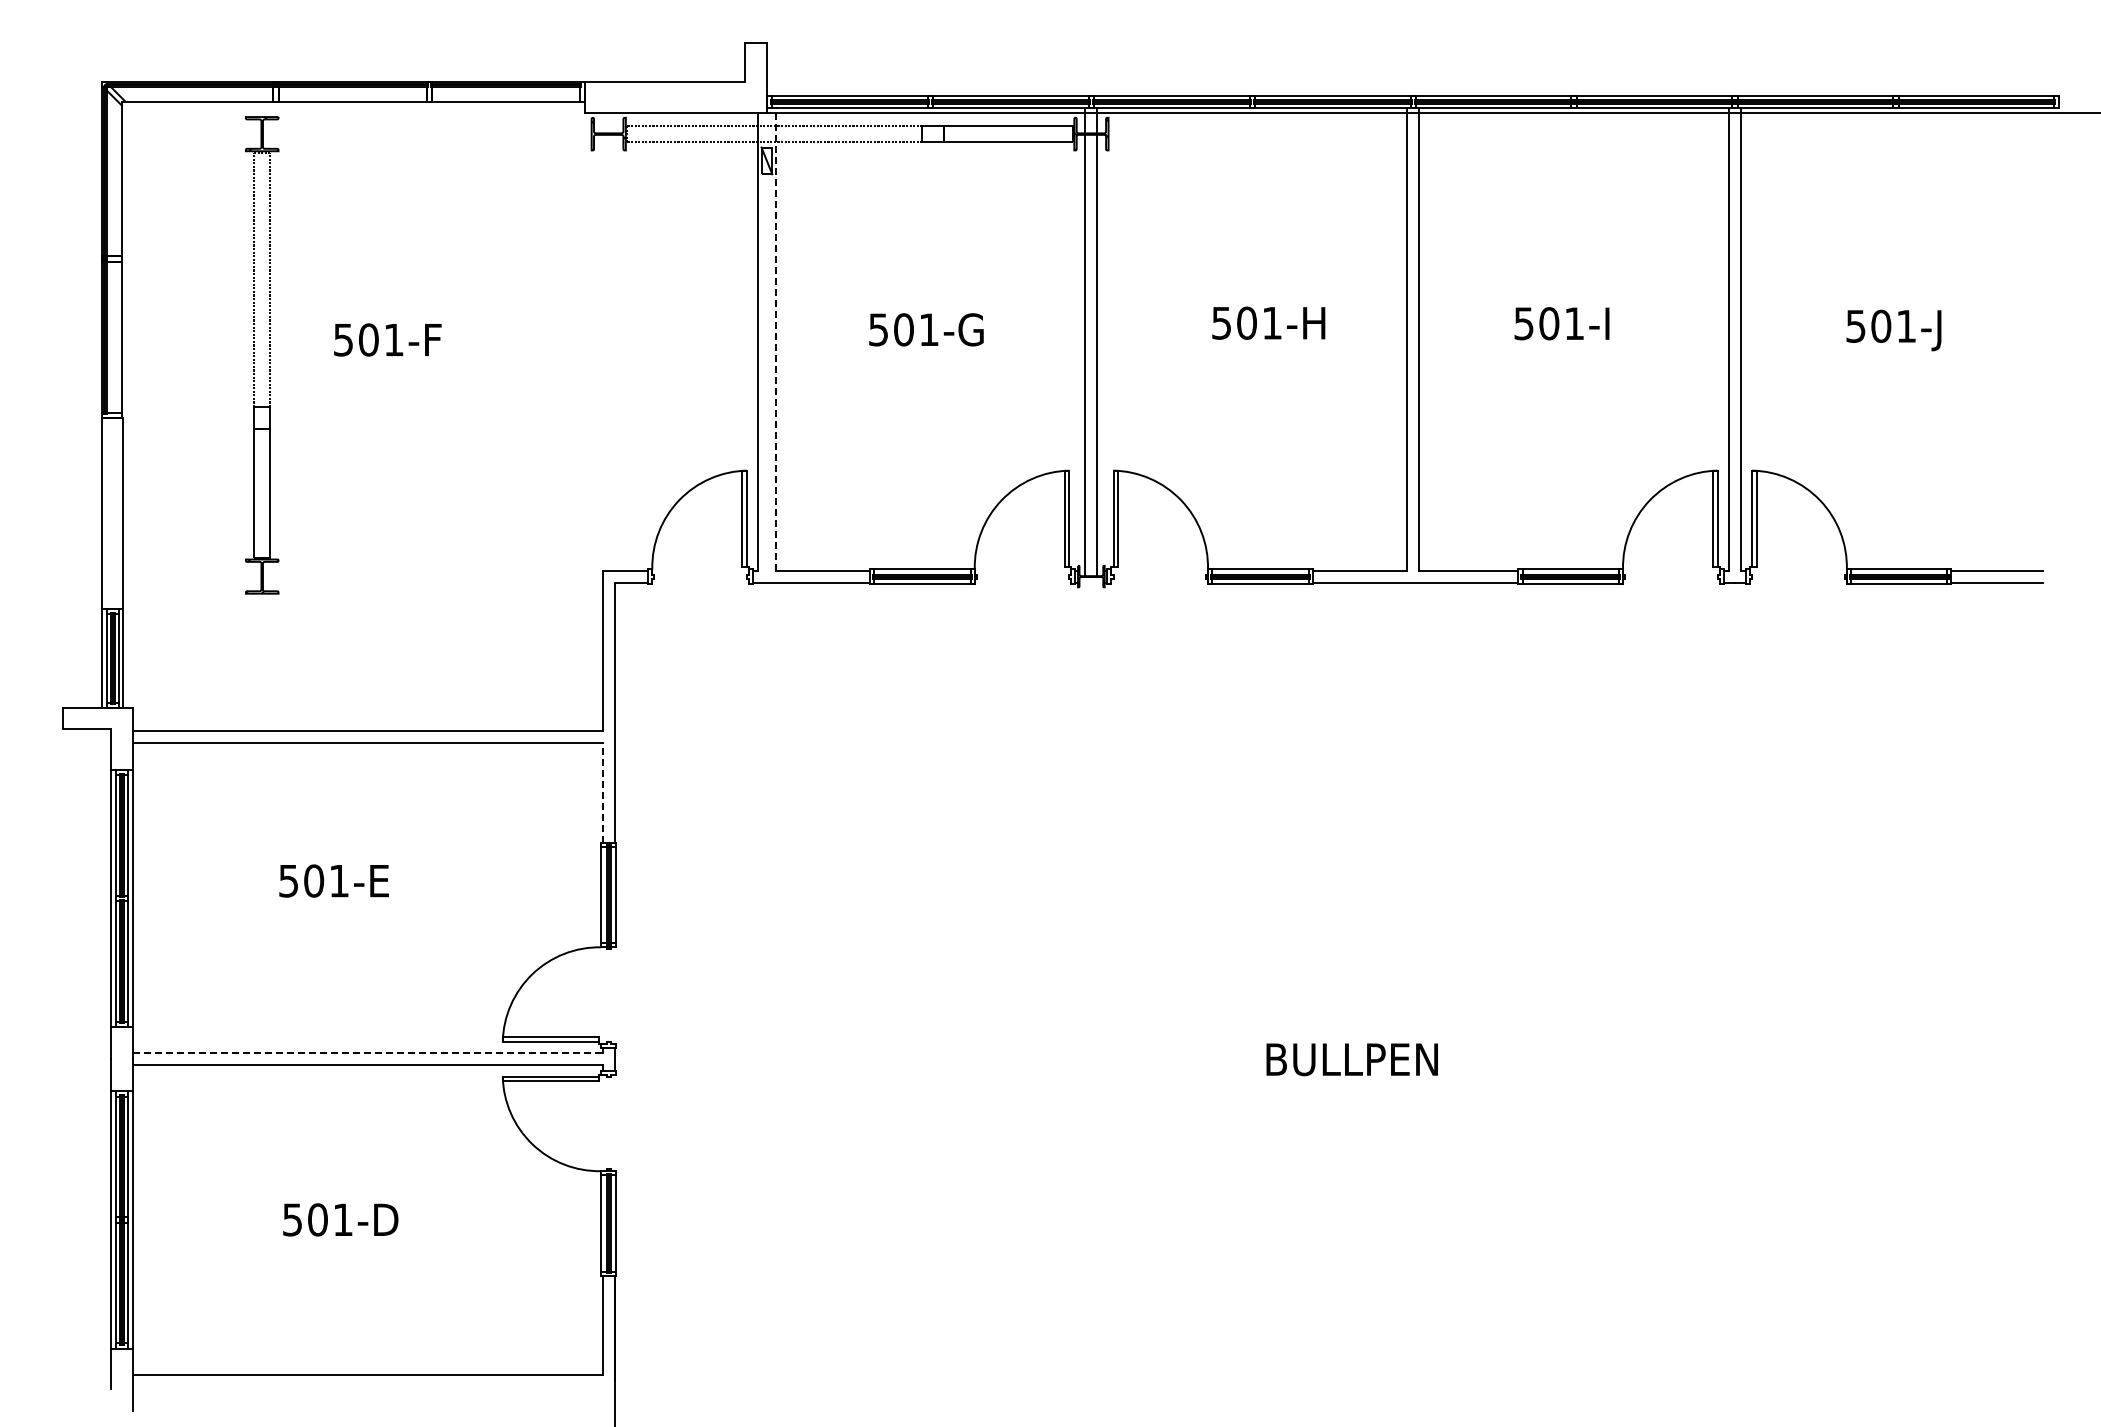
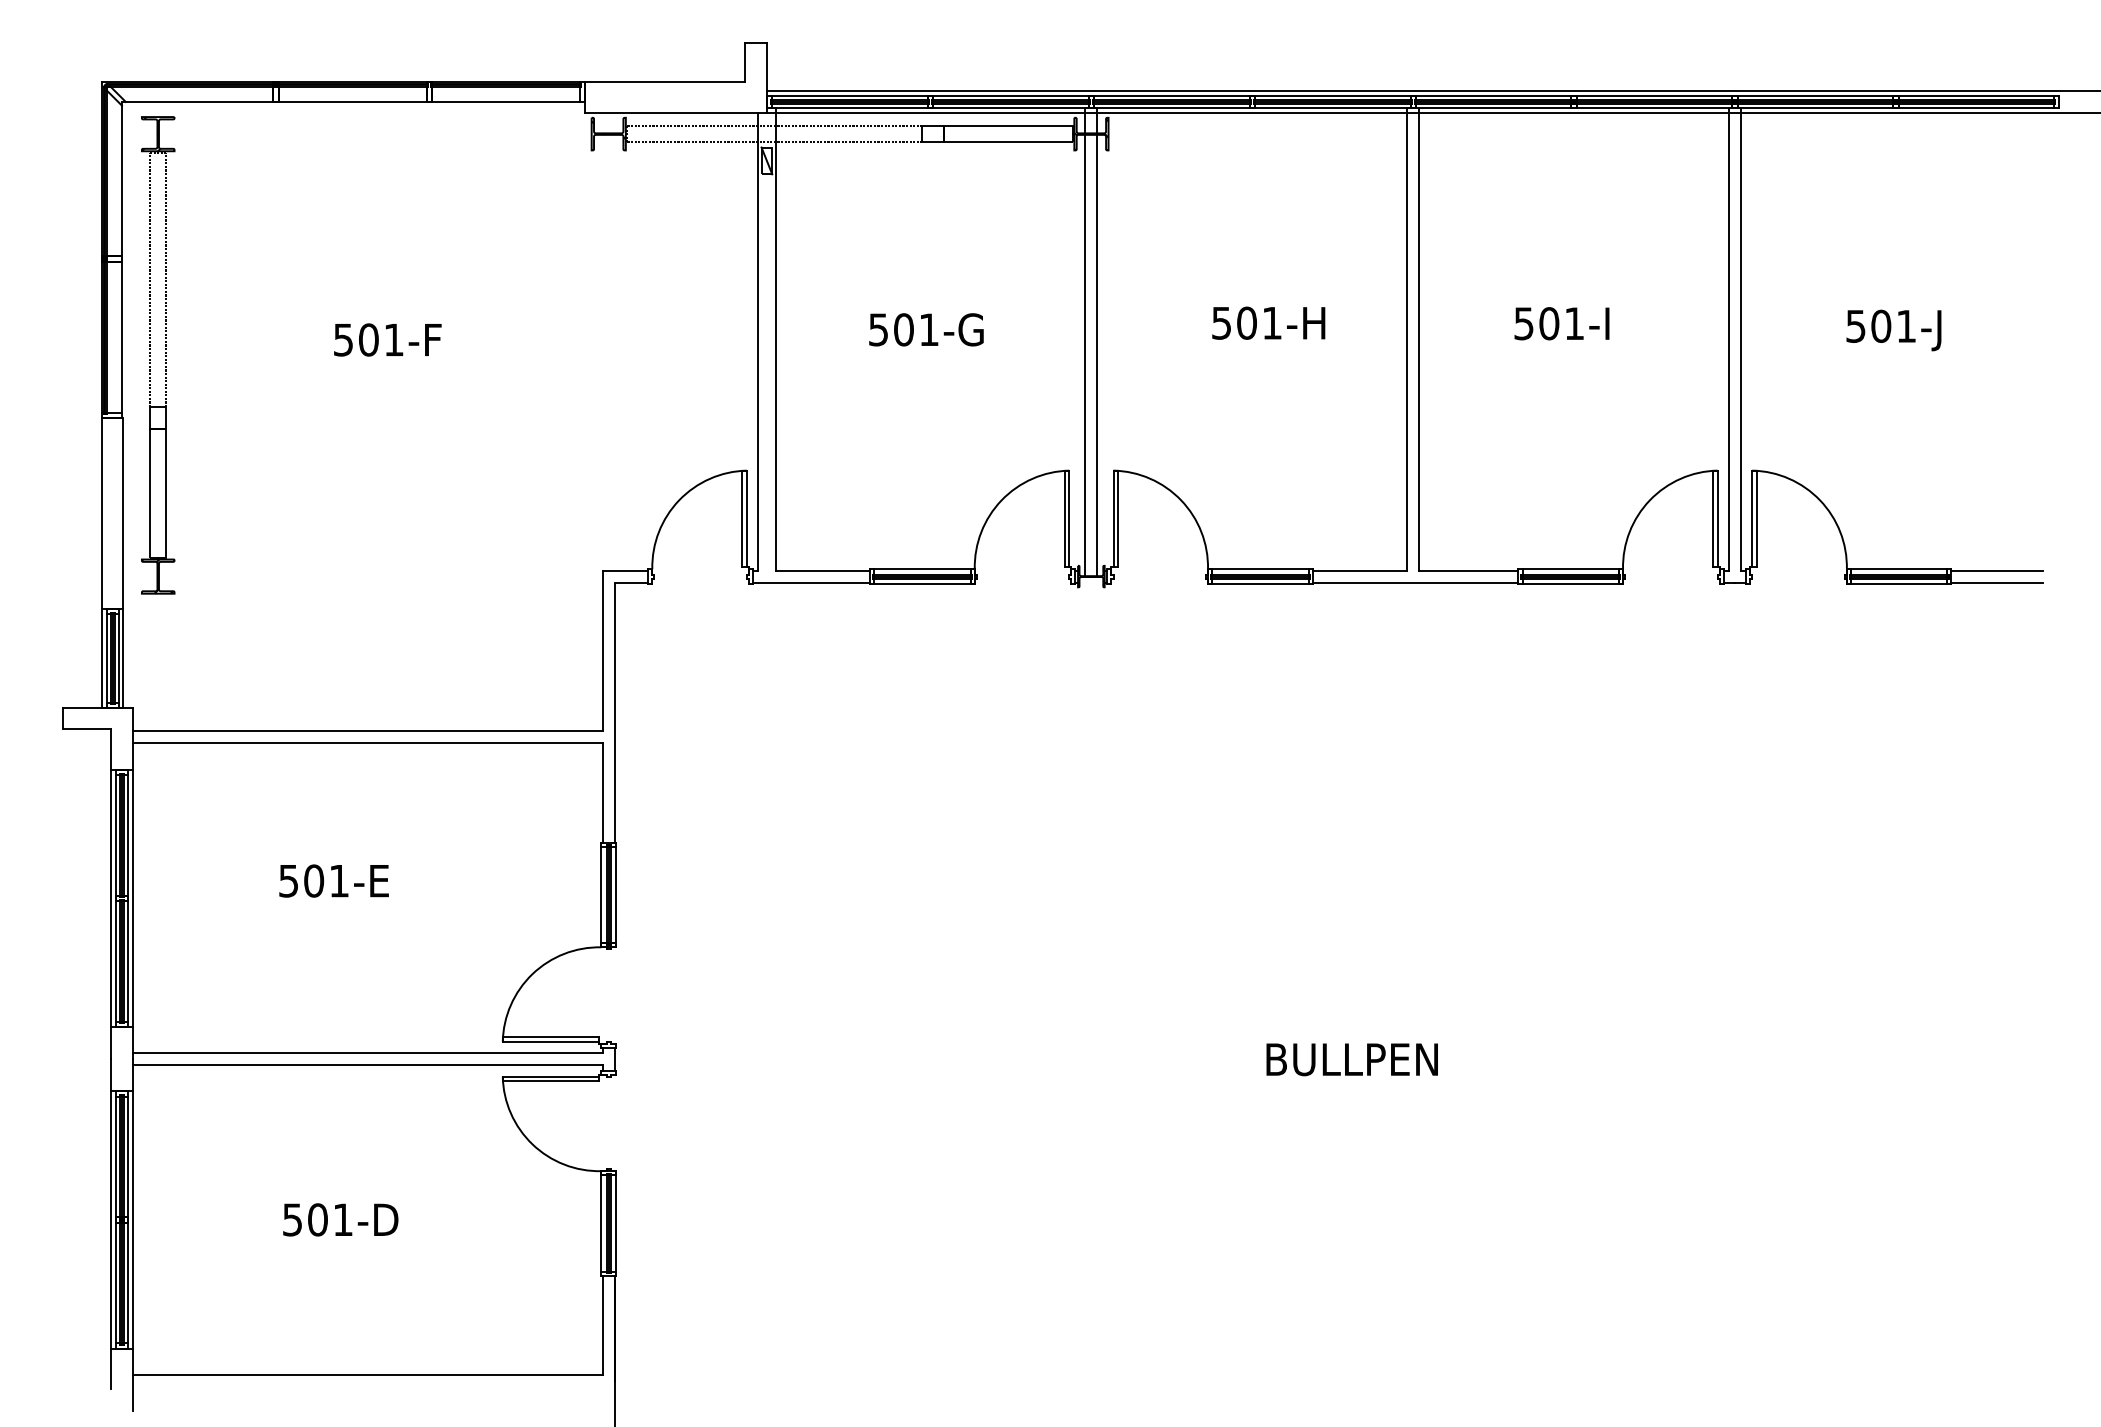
line: none -> present (1431, 91)
line: dashed -> solid (775, 338)
part position: (269, 355) -> (165, 355) (165, 355)
line: dashed -> solid (602, 793)
line: dashed -> solid (367, 1053)
